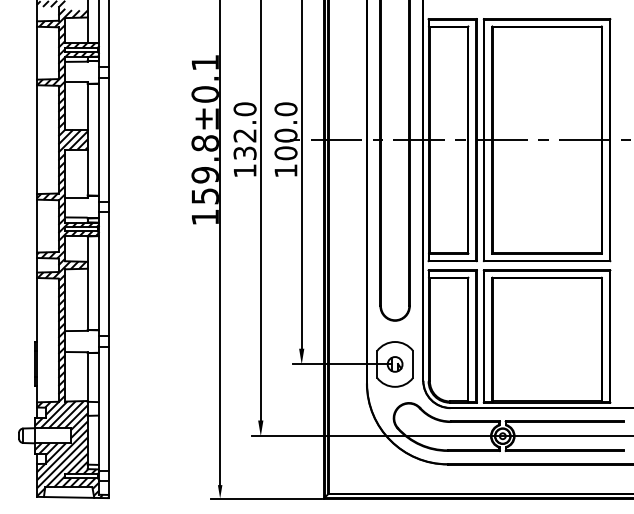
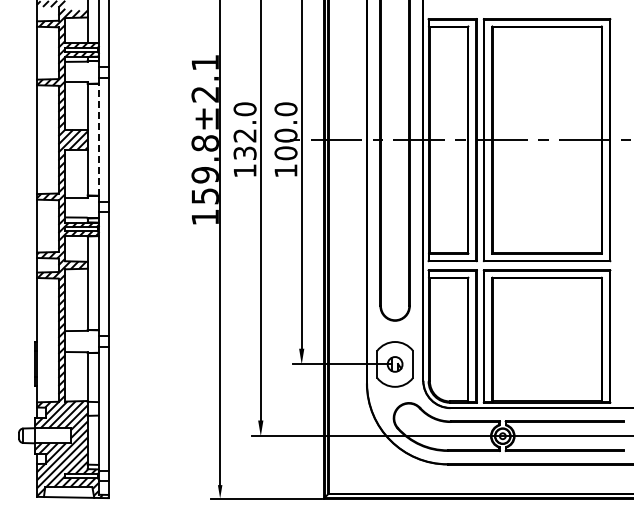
text: 159.8±0.1 -> 159.8±2.1 (204, 94)
line: solid -> dashed (98, 139)
